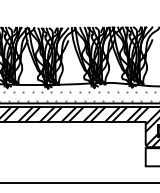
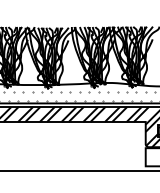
line position: (79, 182) -> (79, 170) (79, 170)
